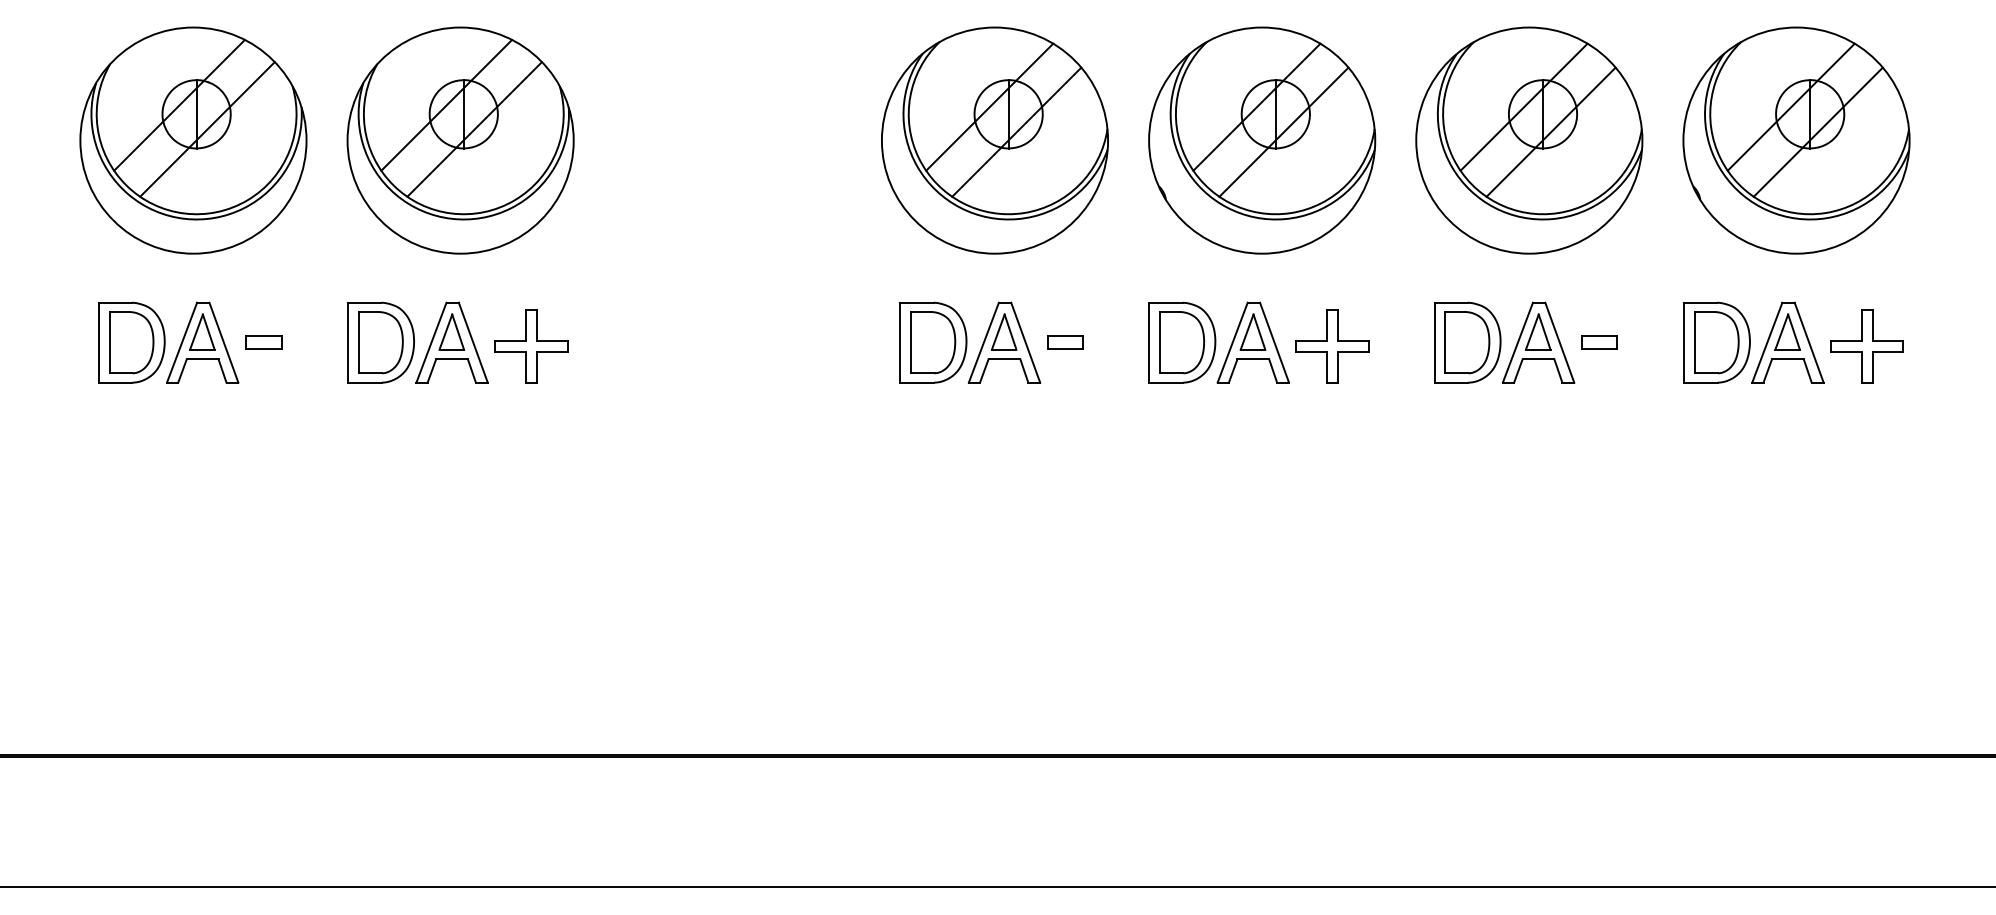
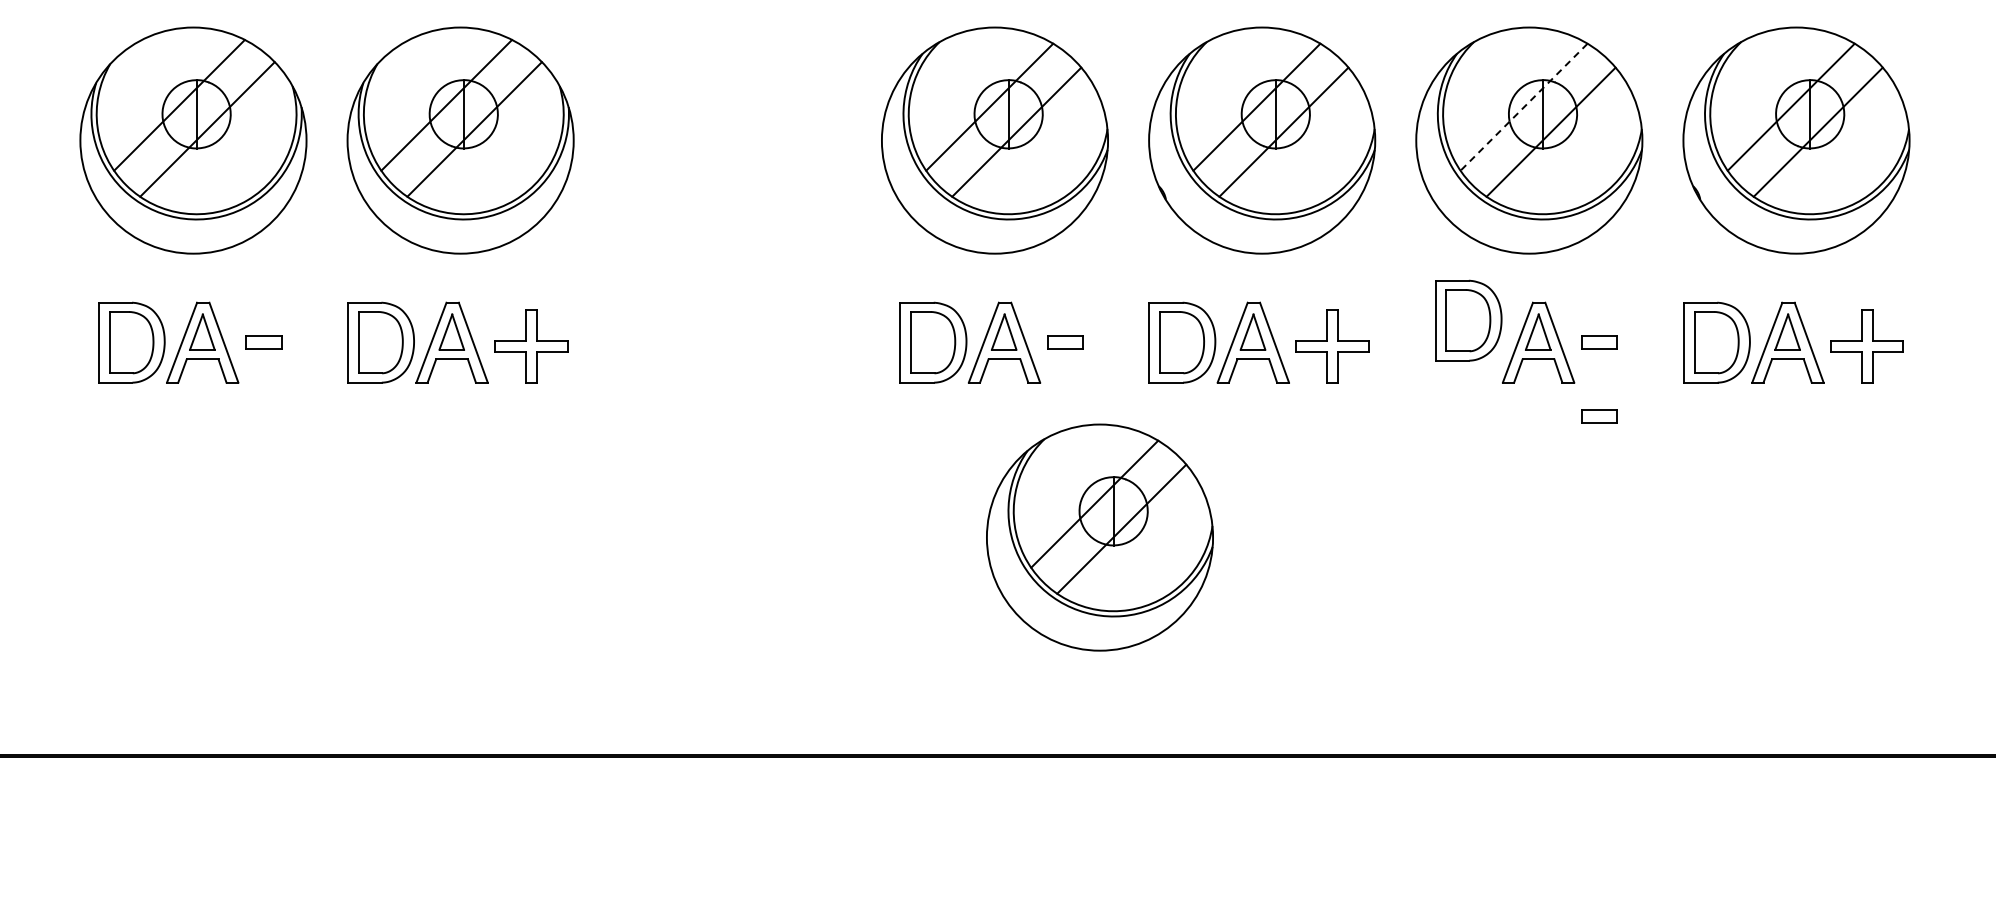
line: solid -> dashed (1524, 107)
part position: (1467, 342) -> (1468, 320) (1468, 320)
part: none -> present (1599, 416)
part: none -> present (1099, 537)
line: present -> none (997, 887)
